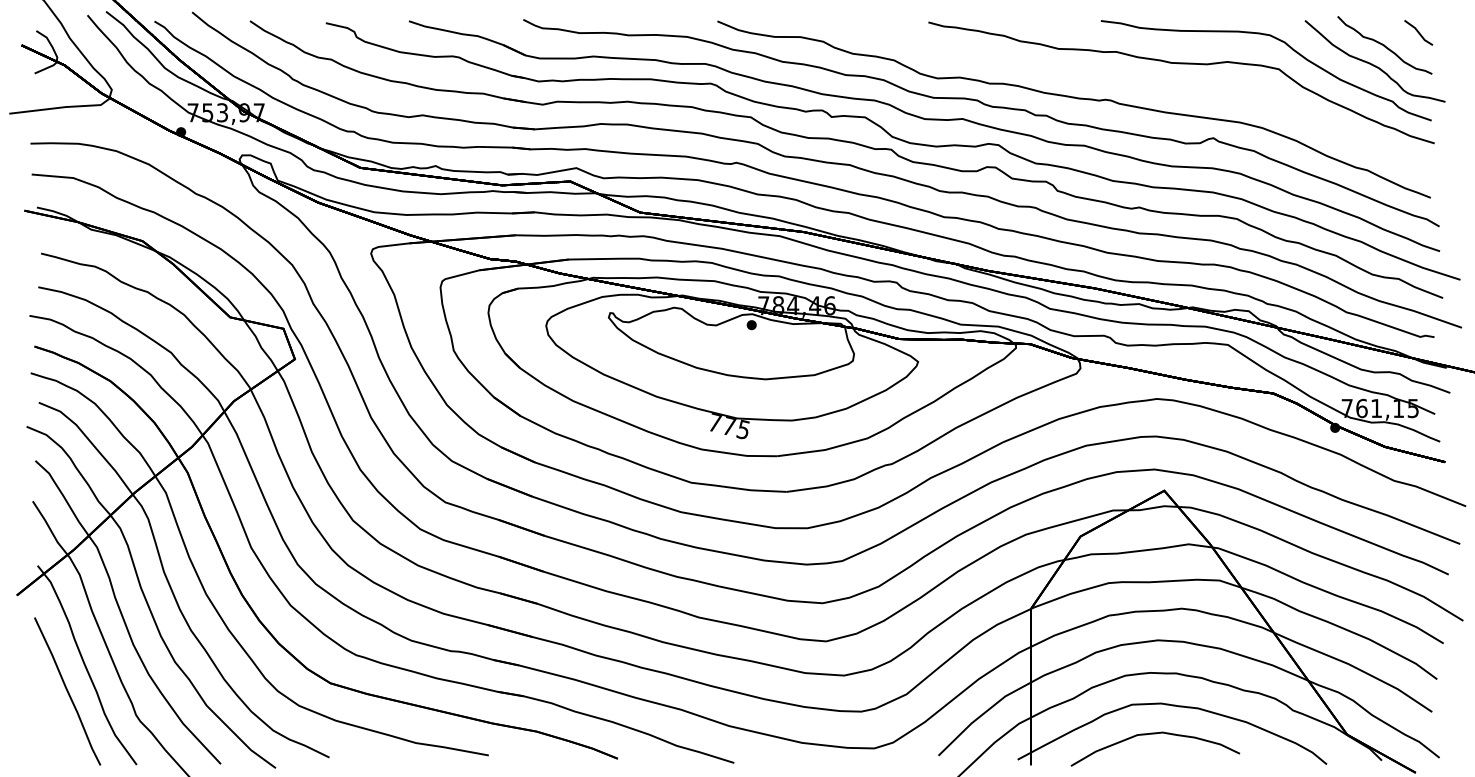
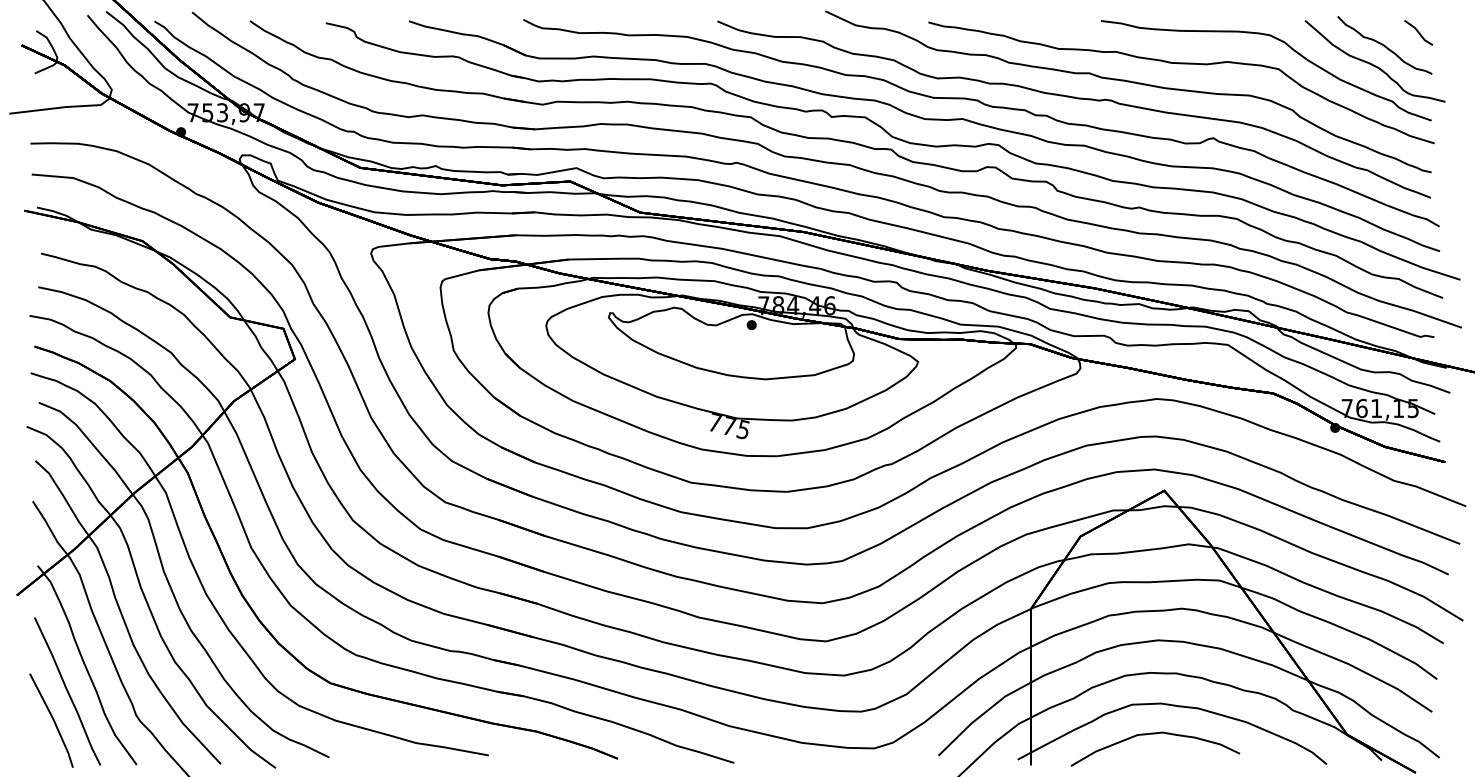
part: none -> present (1132, 83)
part: none -> present (51, 720)
